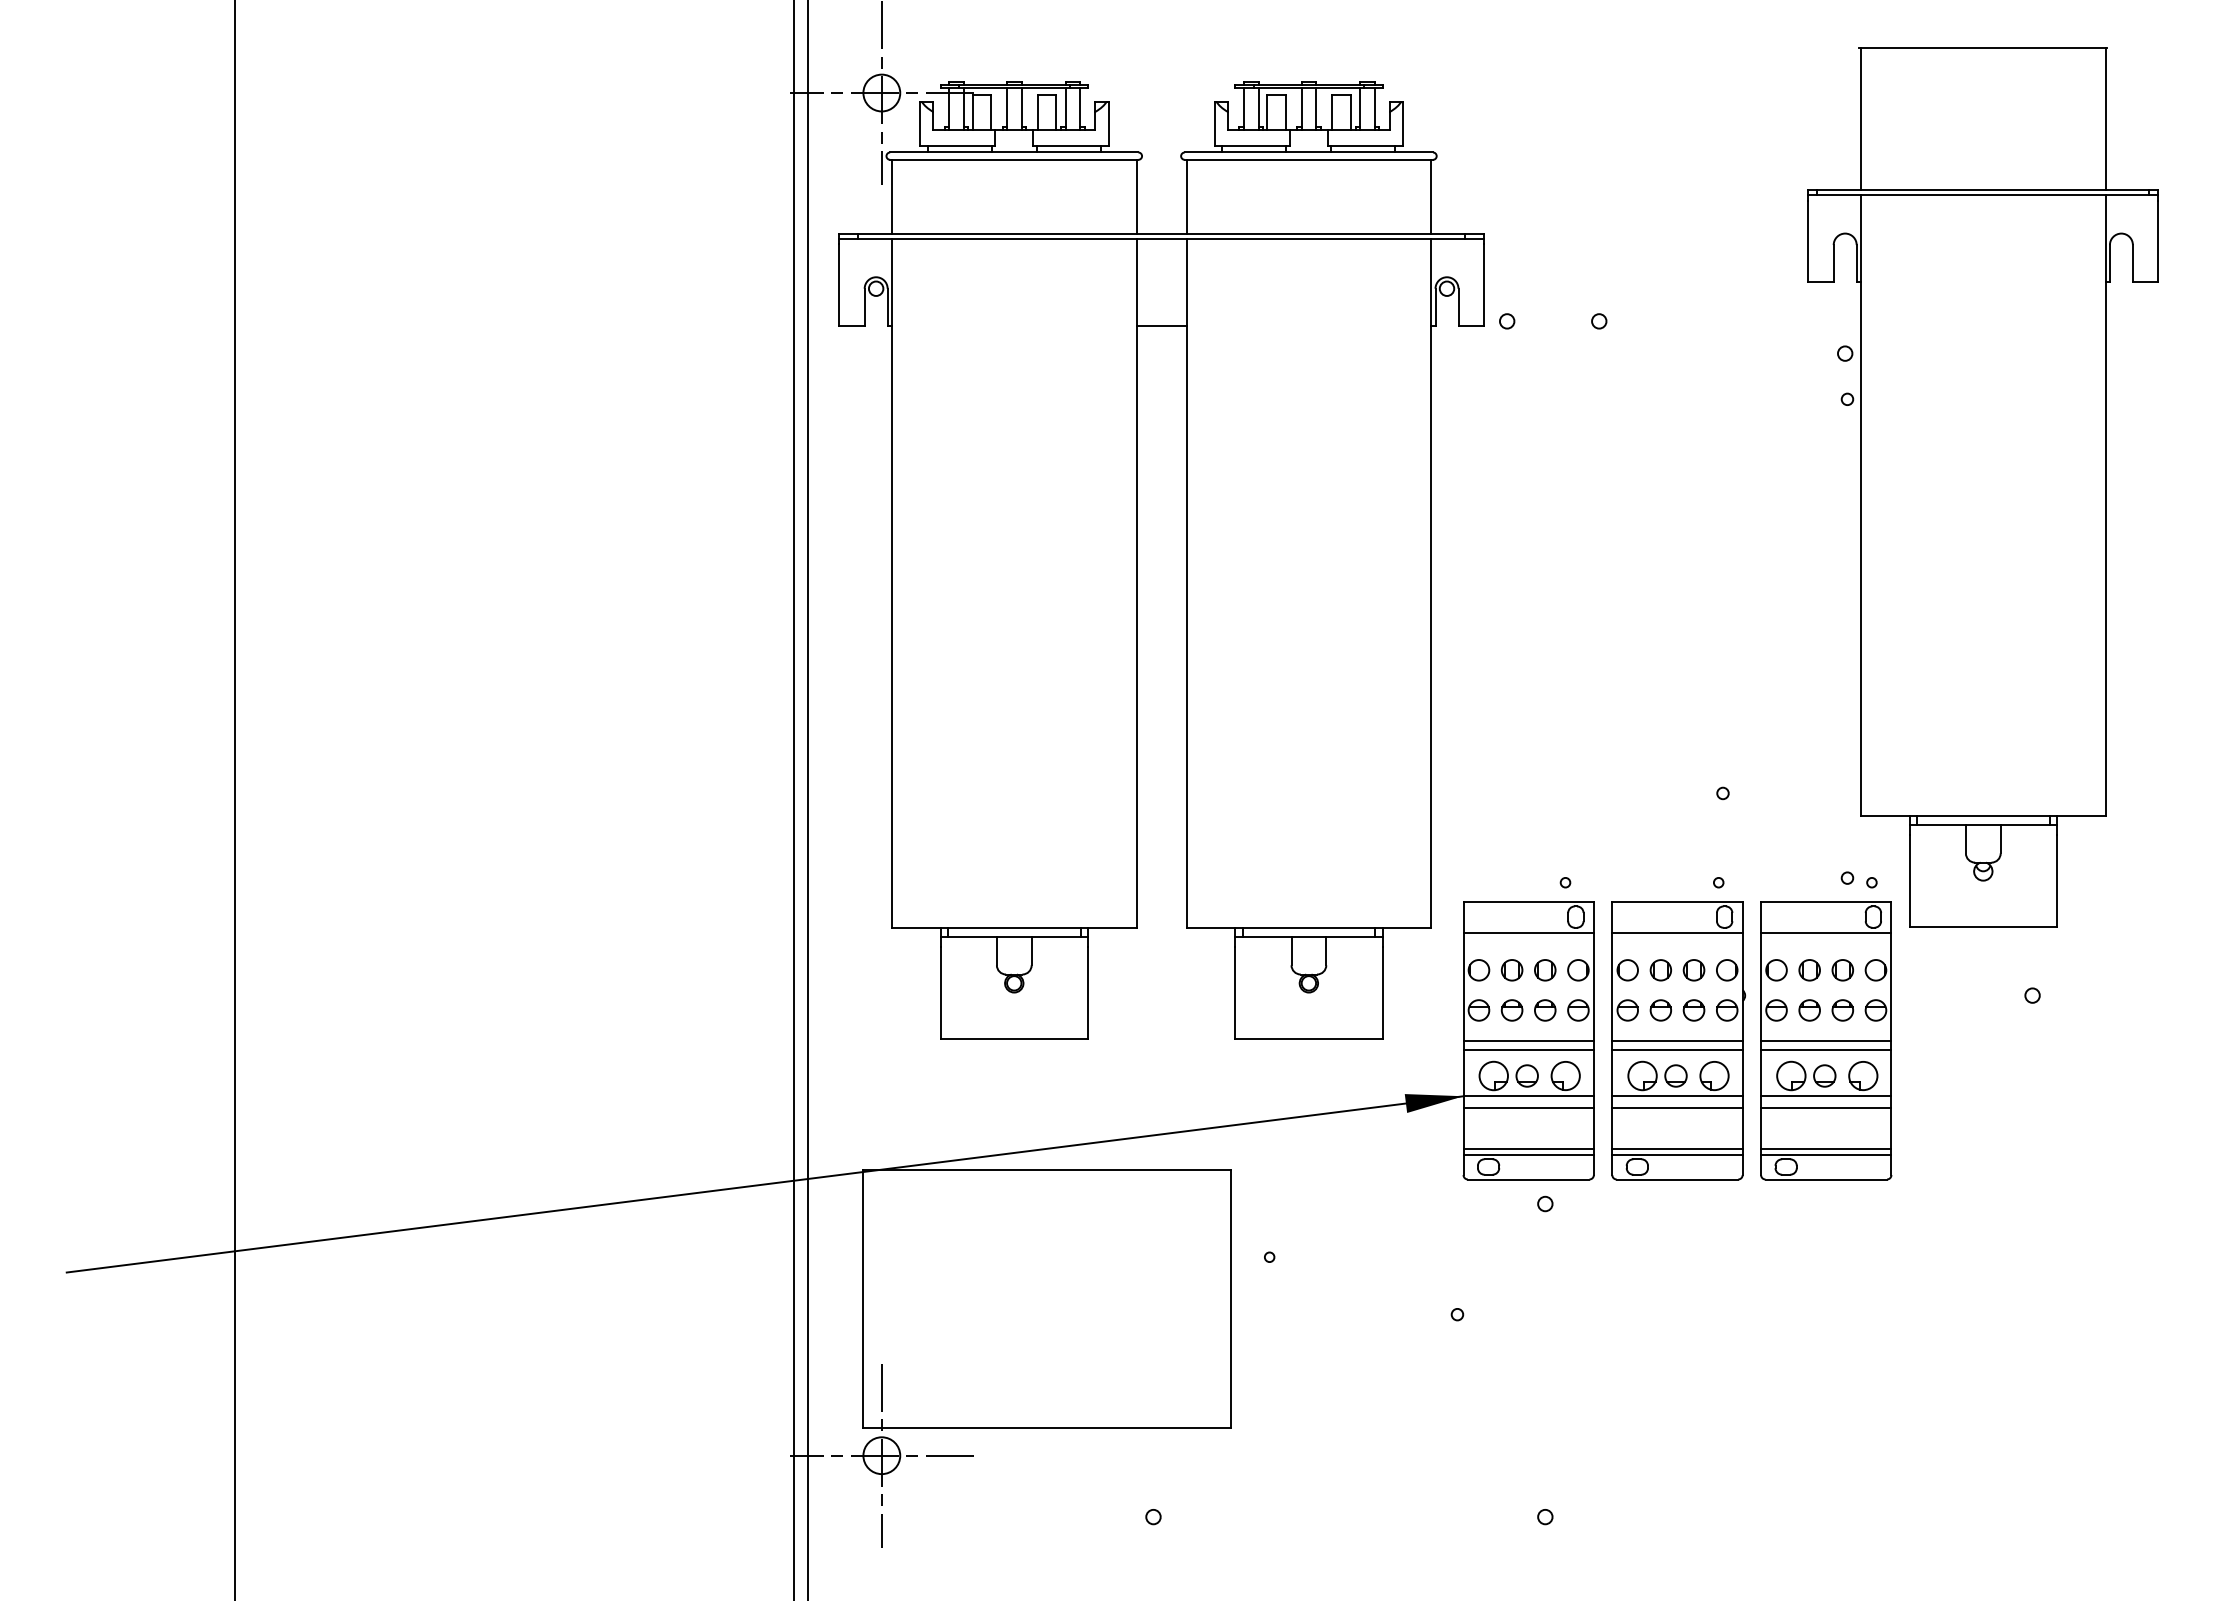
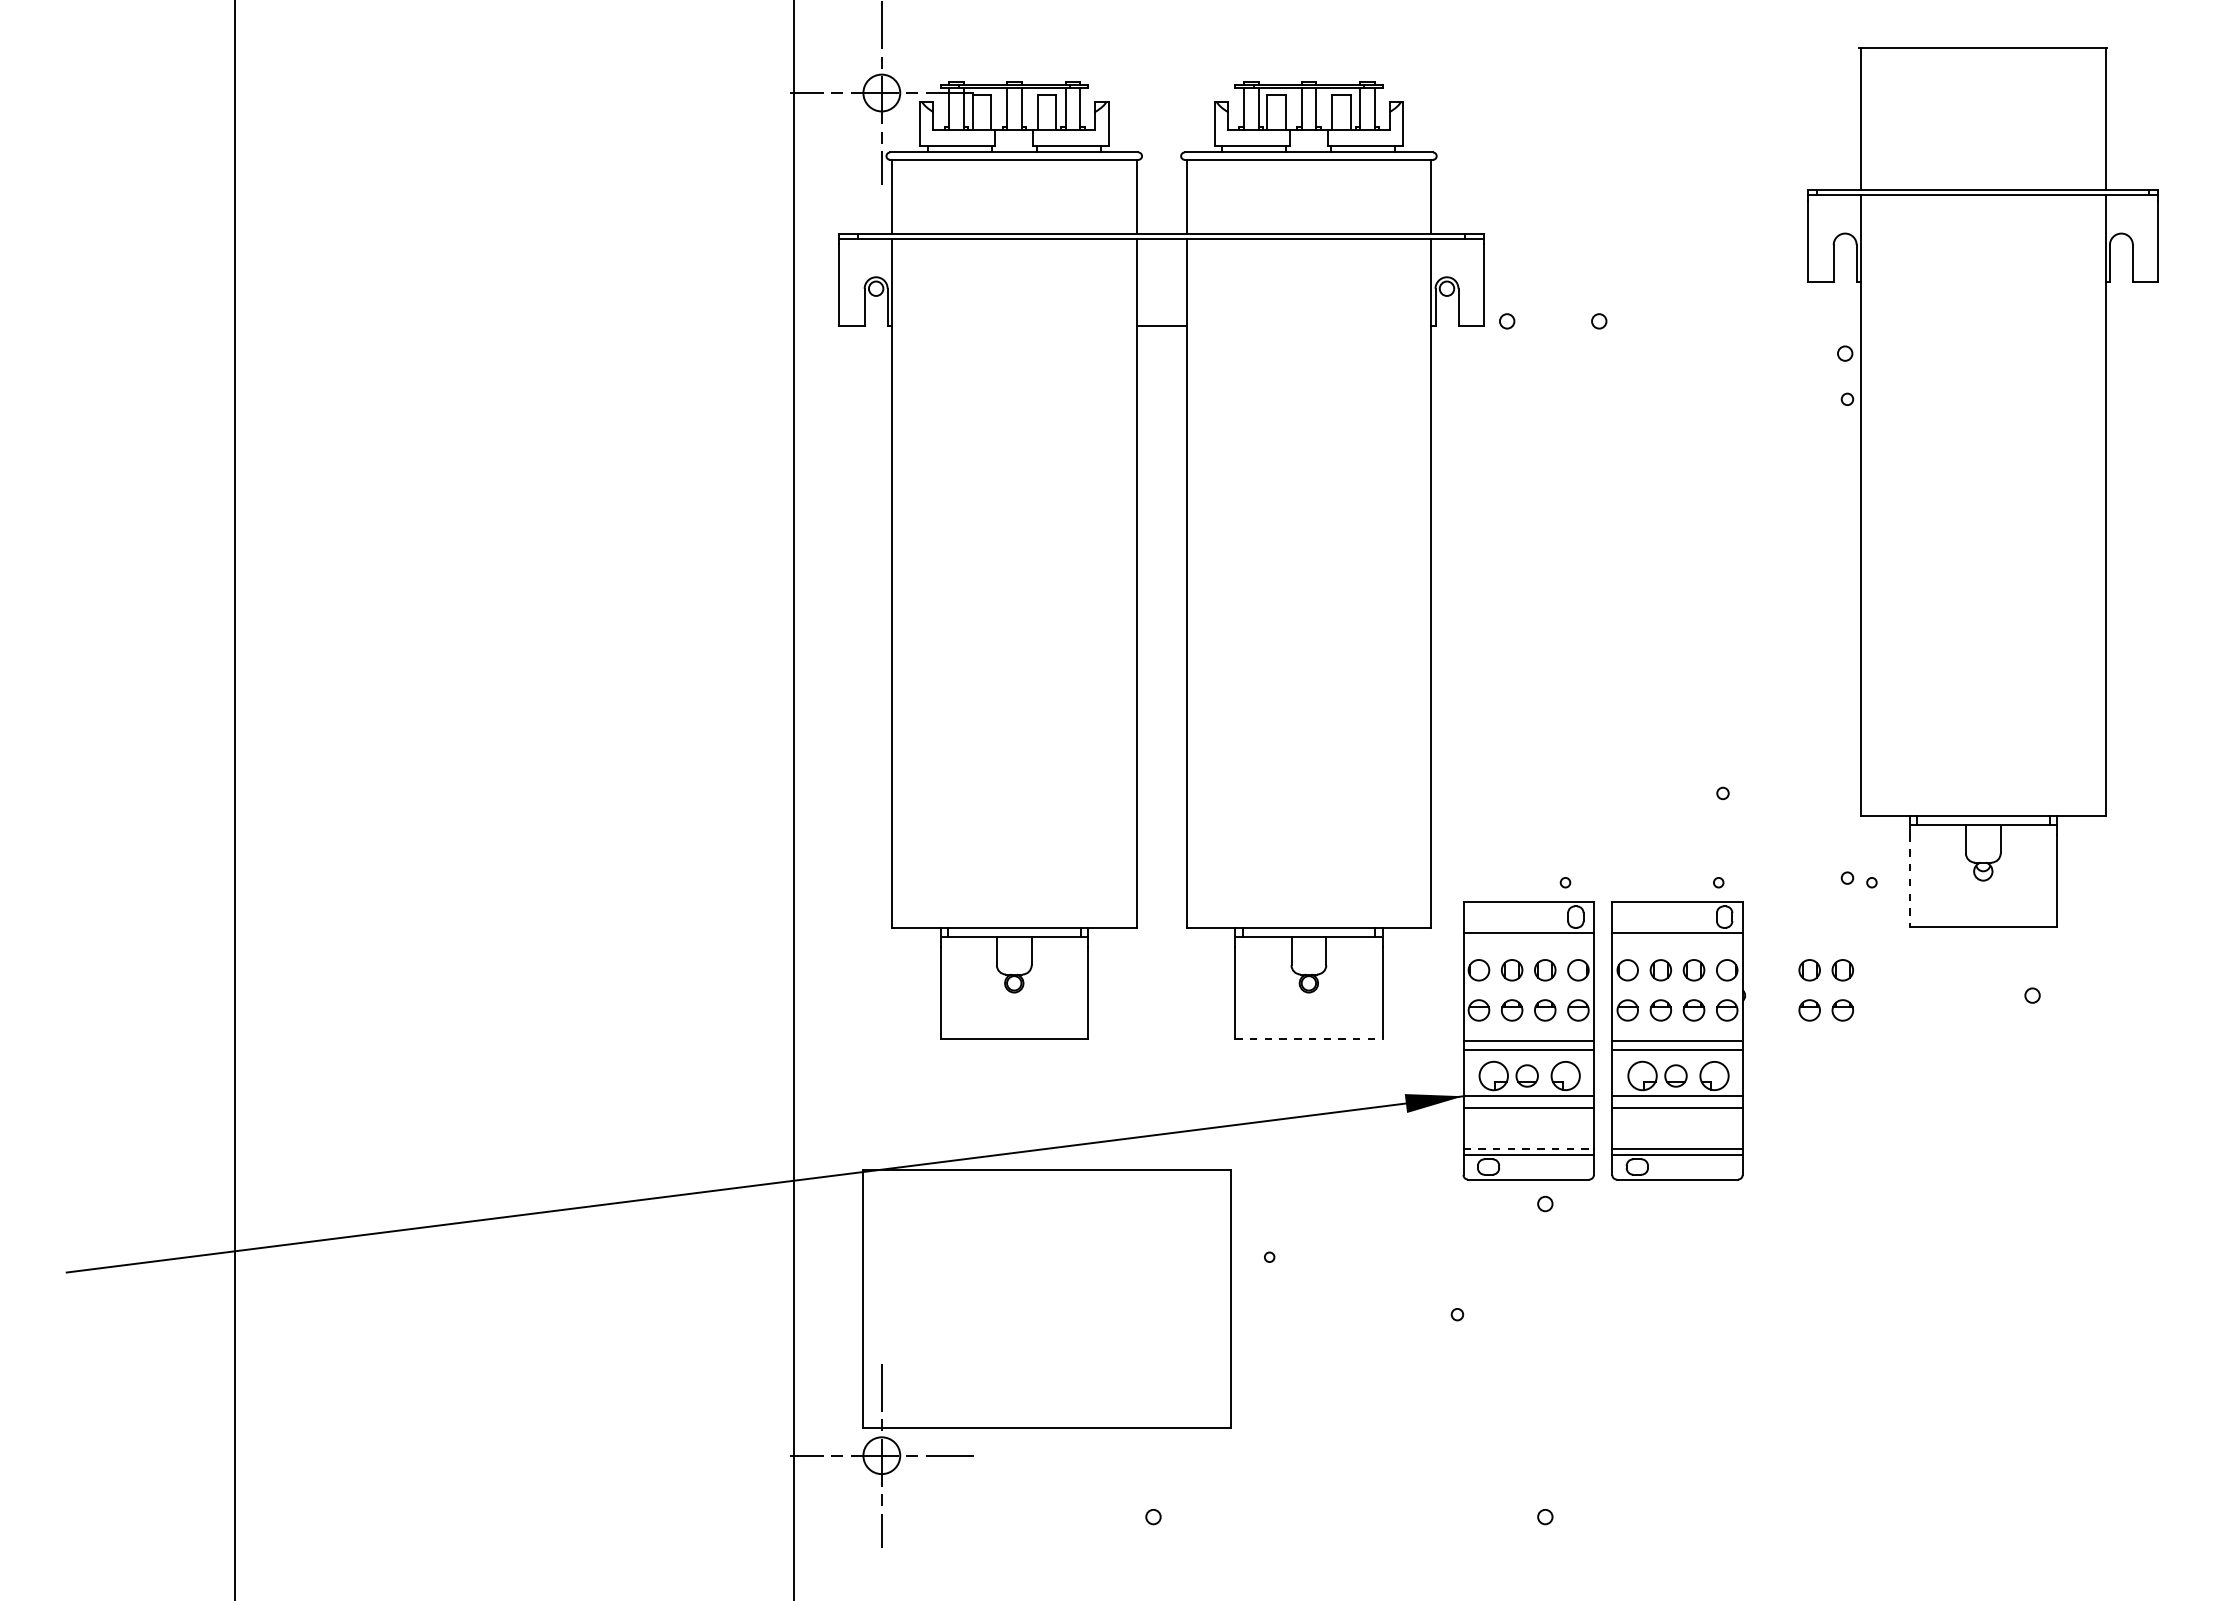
line: present -> none (808, 799)
line: solid -> dashed (1909, 881)
line: solid -> dashed (1308, 1038)
part: present -> none (1826, 1040)
line: solid -> dashed (1529, 1148)
